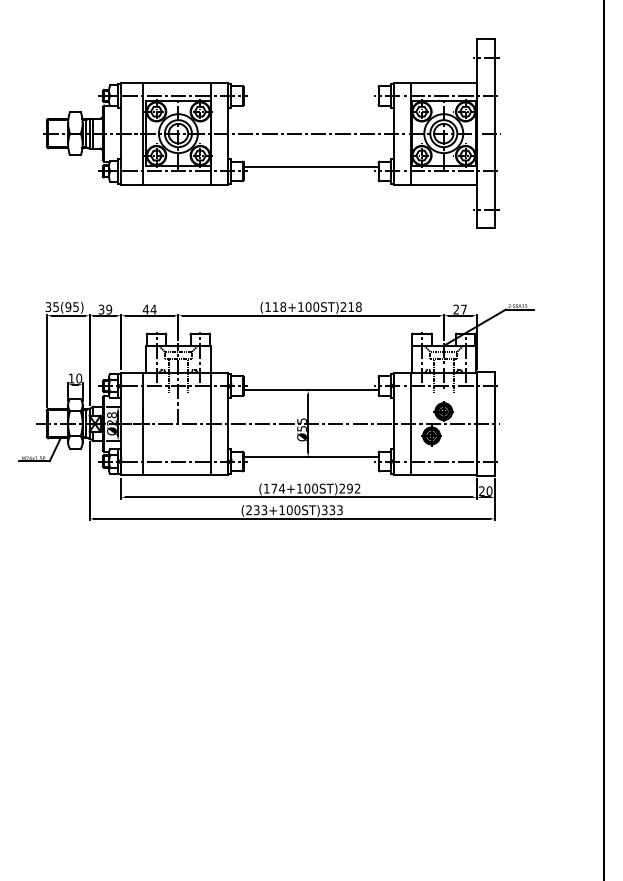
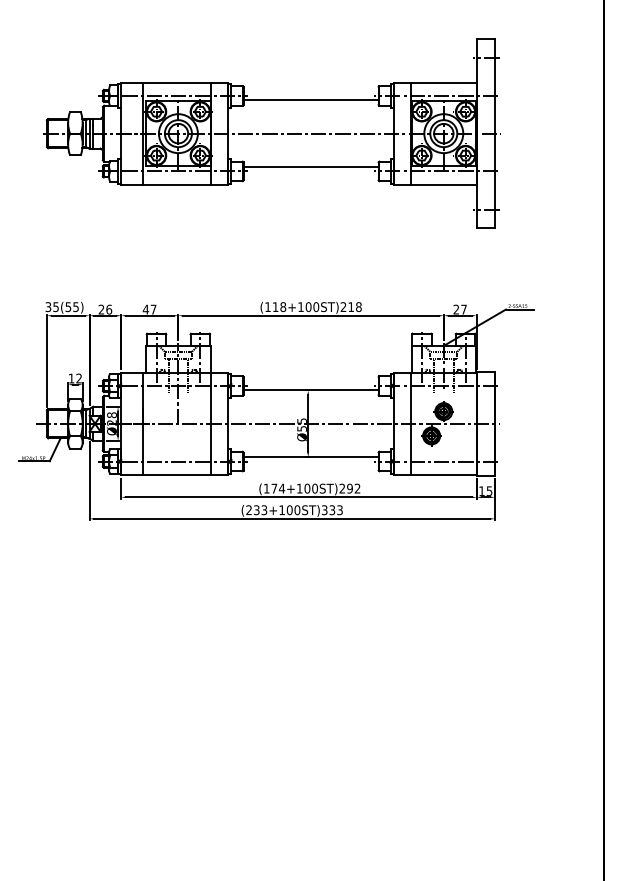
line: none -> present (310, 100)
text: 35(95) -> 35(55) (68, 306)
text: 39 -> 26 (105, 309)
text: 44 -> 47 (153, 309)
text: 10 -> 12 (79, 378)
text: 20 -> 15 (485, 490)
